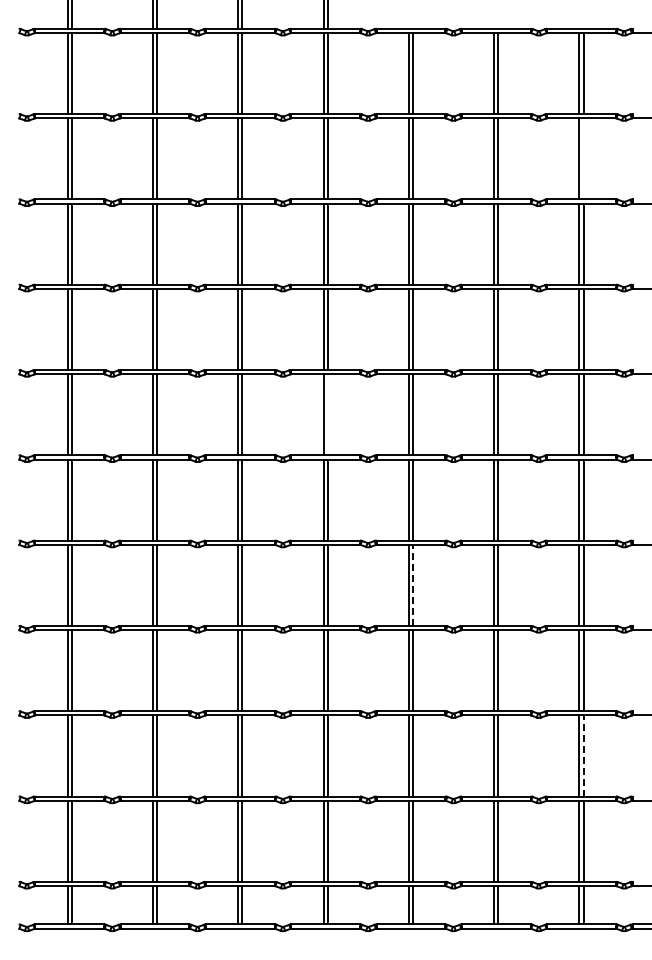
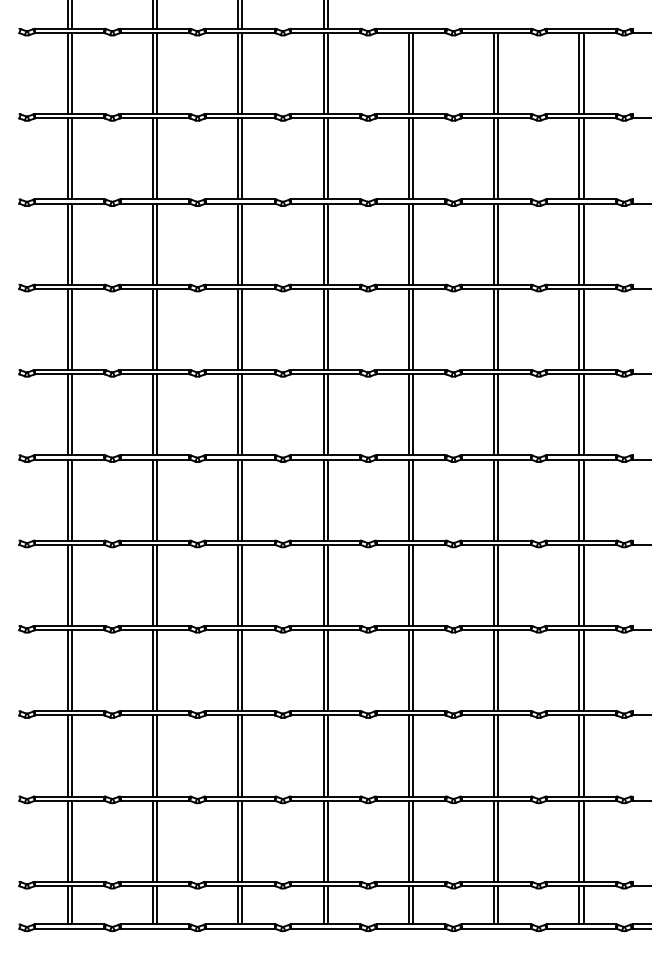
line: none -> present (583, 158)
line: none -> present (327, 414)
line: dashed -> solid (413, 585)
line: dashed -> solid (583, 755)
